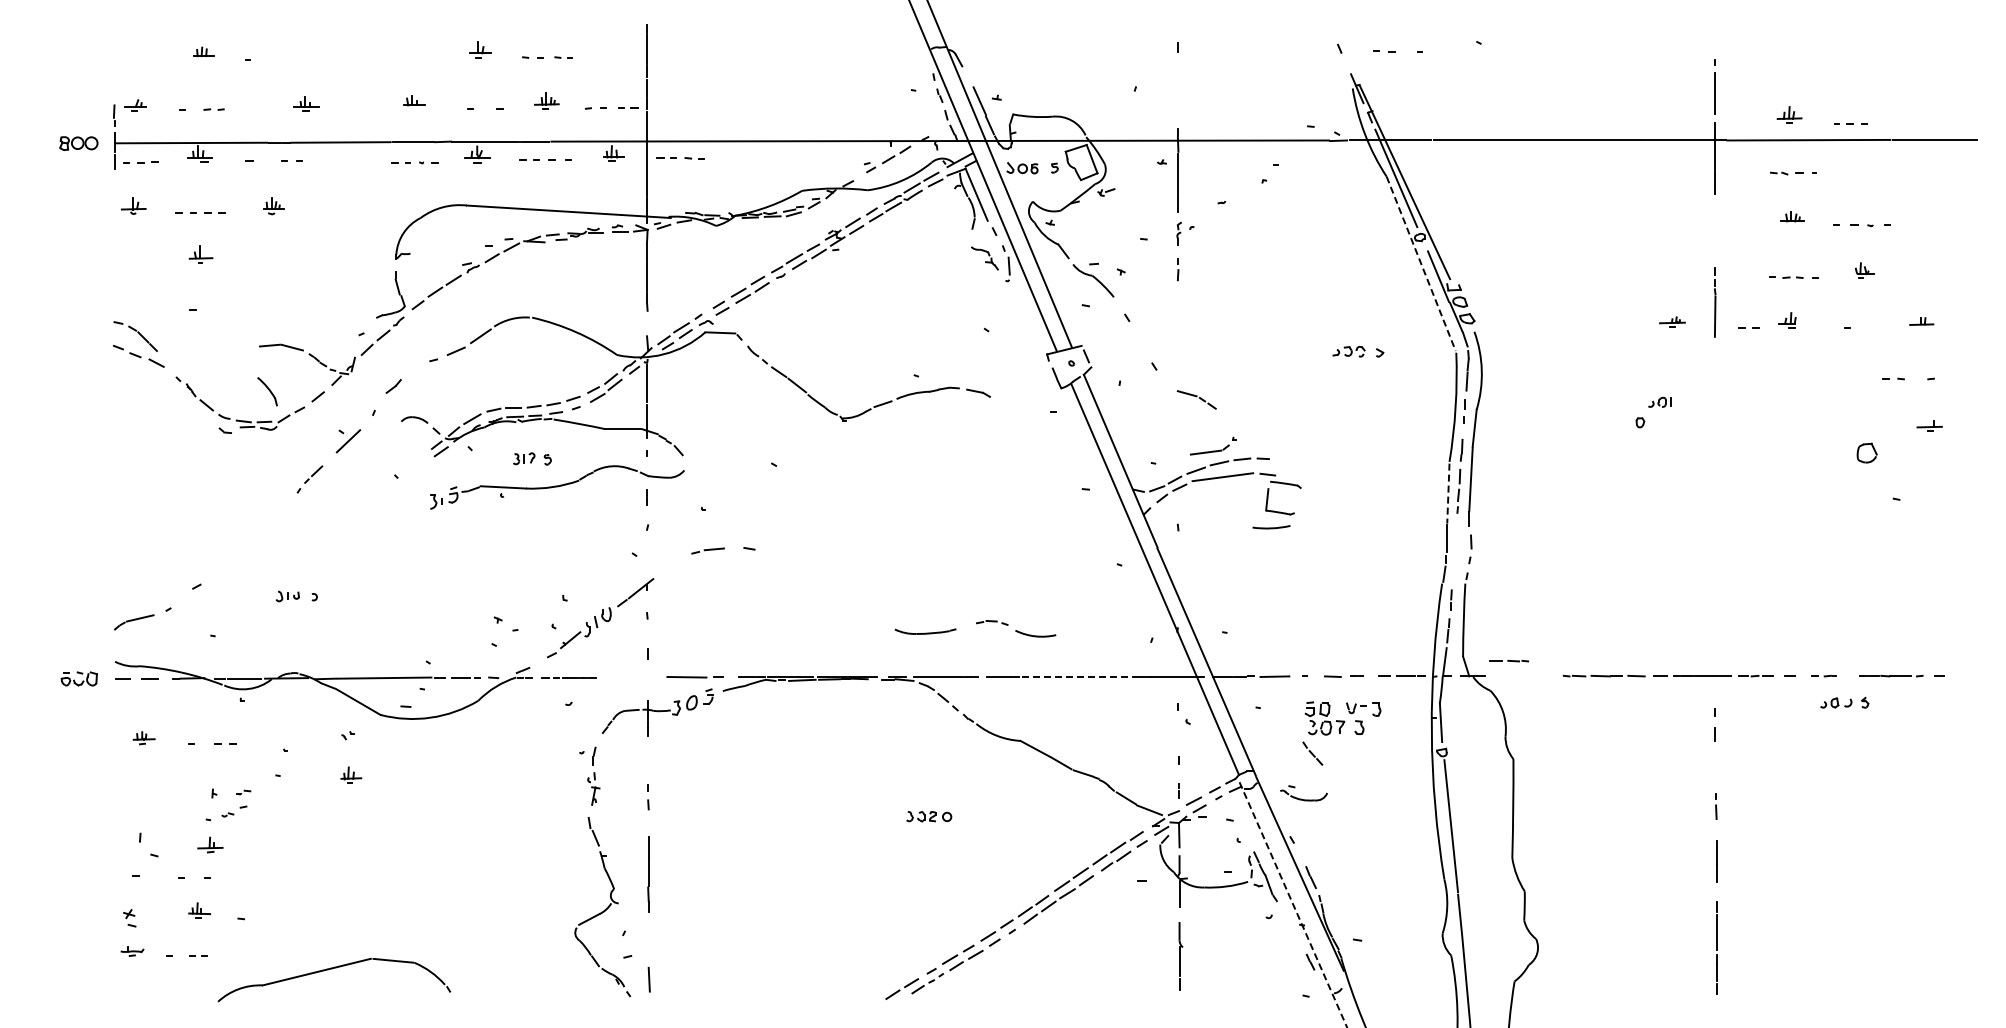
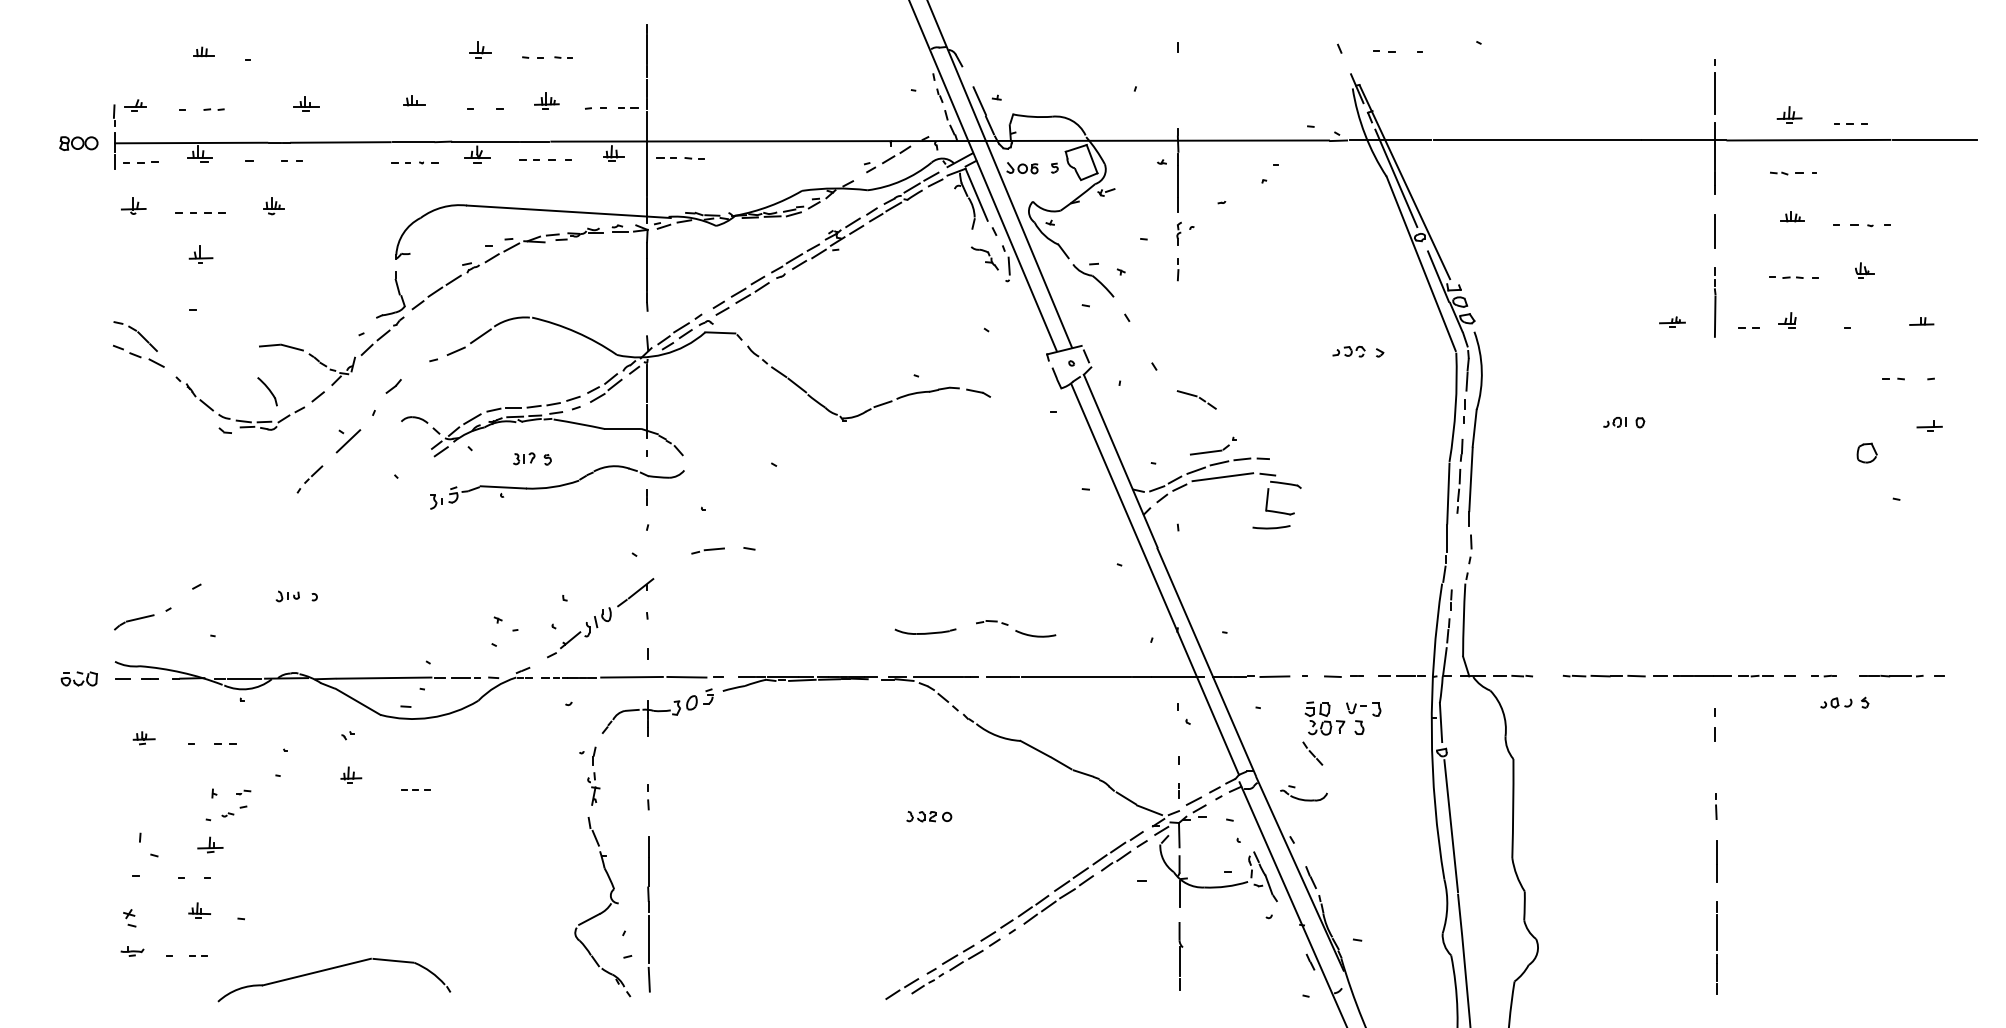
line: none -> present (1714, 231)
line: dashed -> solid (1421, 263)
part position: (1659, 402) -> (1614, 422) (1614, 422)
line: dashed -> solid (1448, 494)
line position: (1508, 661) -> (1512, 676) (1512, 676)
line: none -> present (631, 676)
line: dashed -> solid (1076, 676)
line: none -> present (415, 789)
line: dashed -> solid (1293, 904)
line: none -> present (648, 939)
